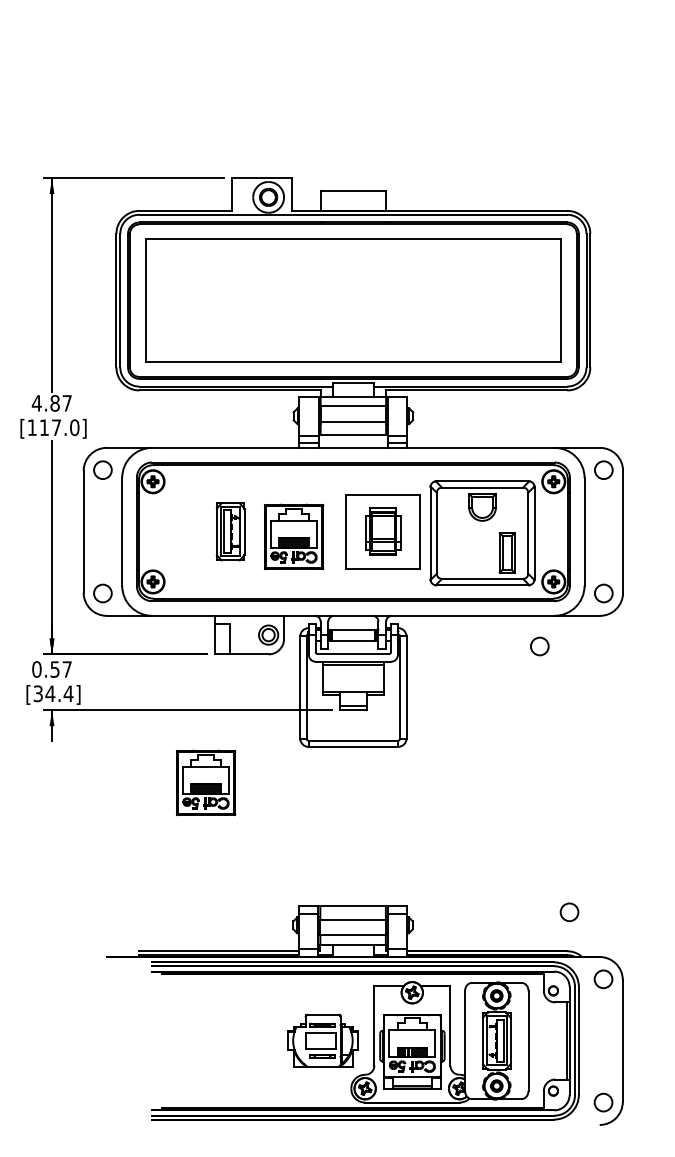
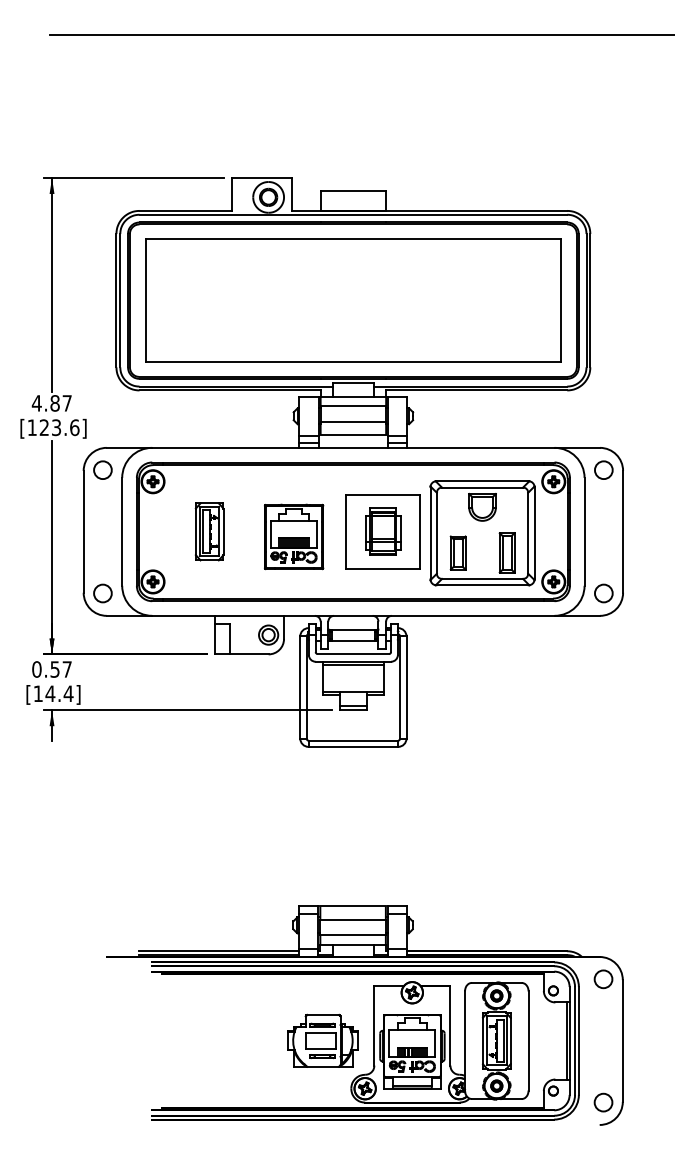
line: none -> present (360, 34)
text: [117.0] -> [123.6] (59, 427)
part position: (230, 531) -> (209, 531) (209, 531)
part: none -> present (457, 552)
circle: present -> none (539, 646)
text: [34.4] -> [14.4] (37, 693)
part: present -> none (206, 782)
circle: present -> none (569, 912)
